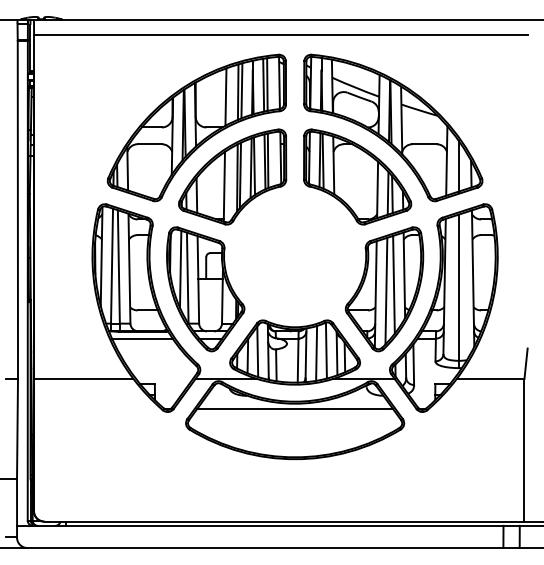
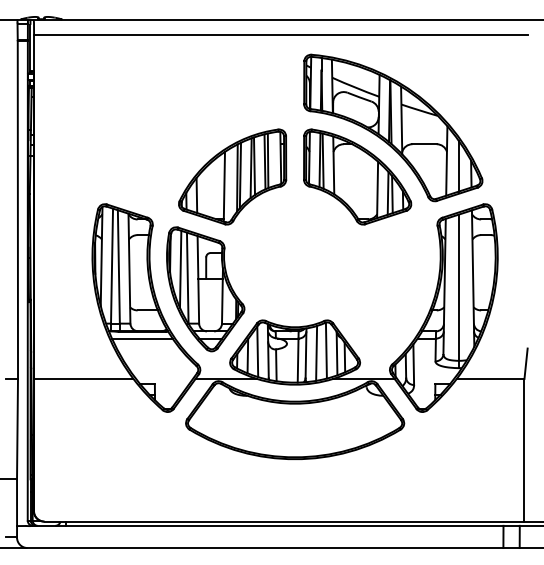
part: present -> none (196, 127)
part: present -> none (384, 289)
line: present -> none (295, 408)
